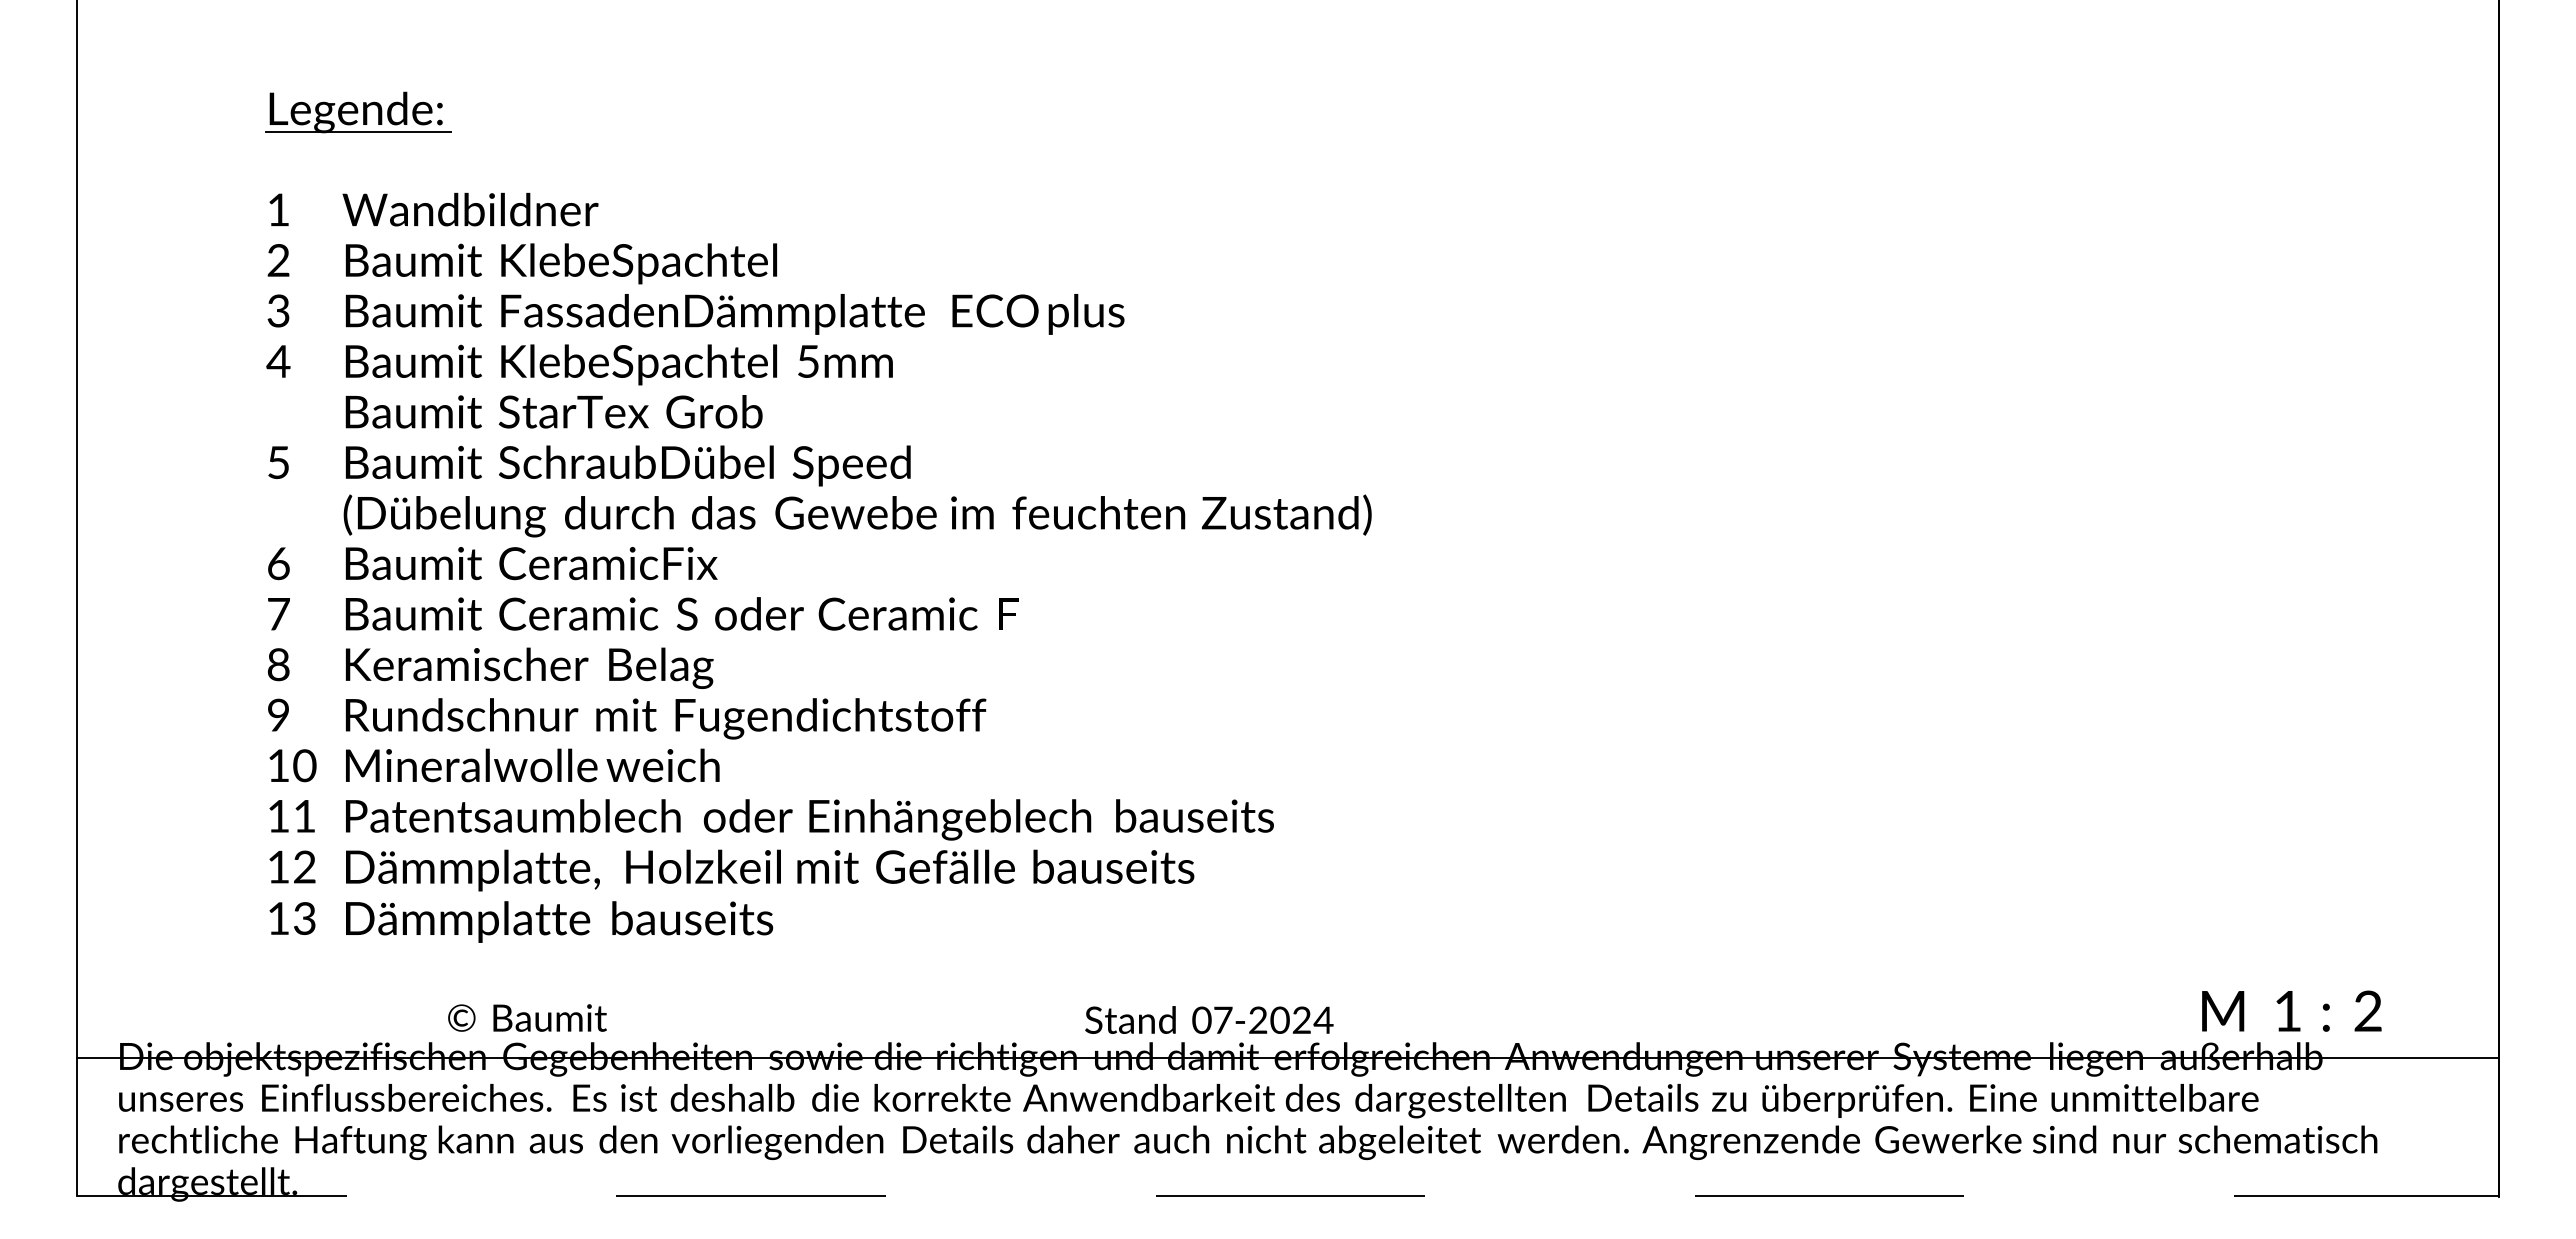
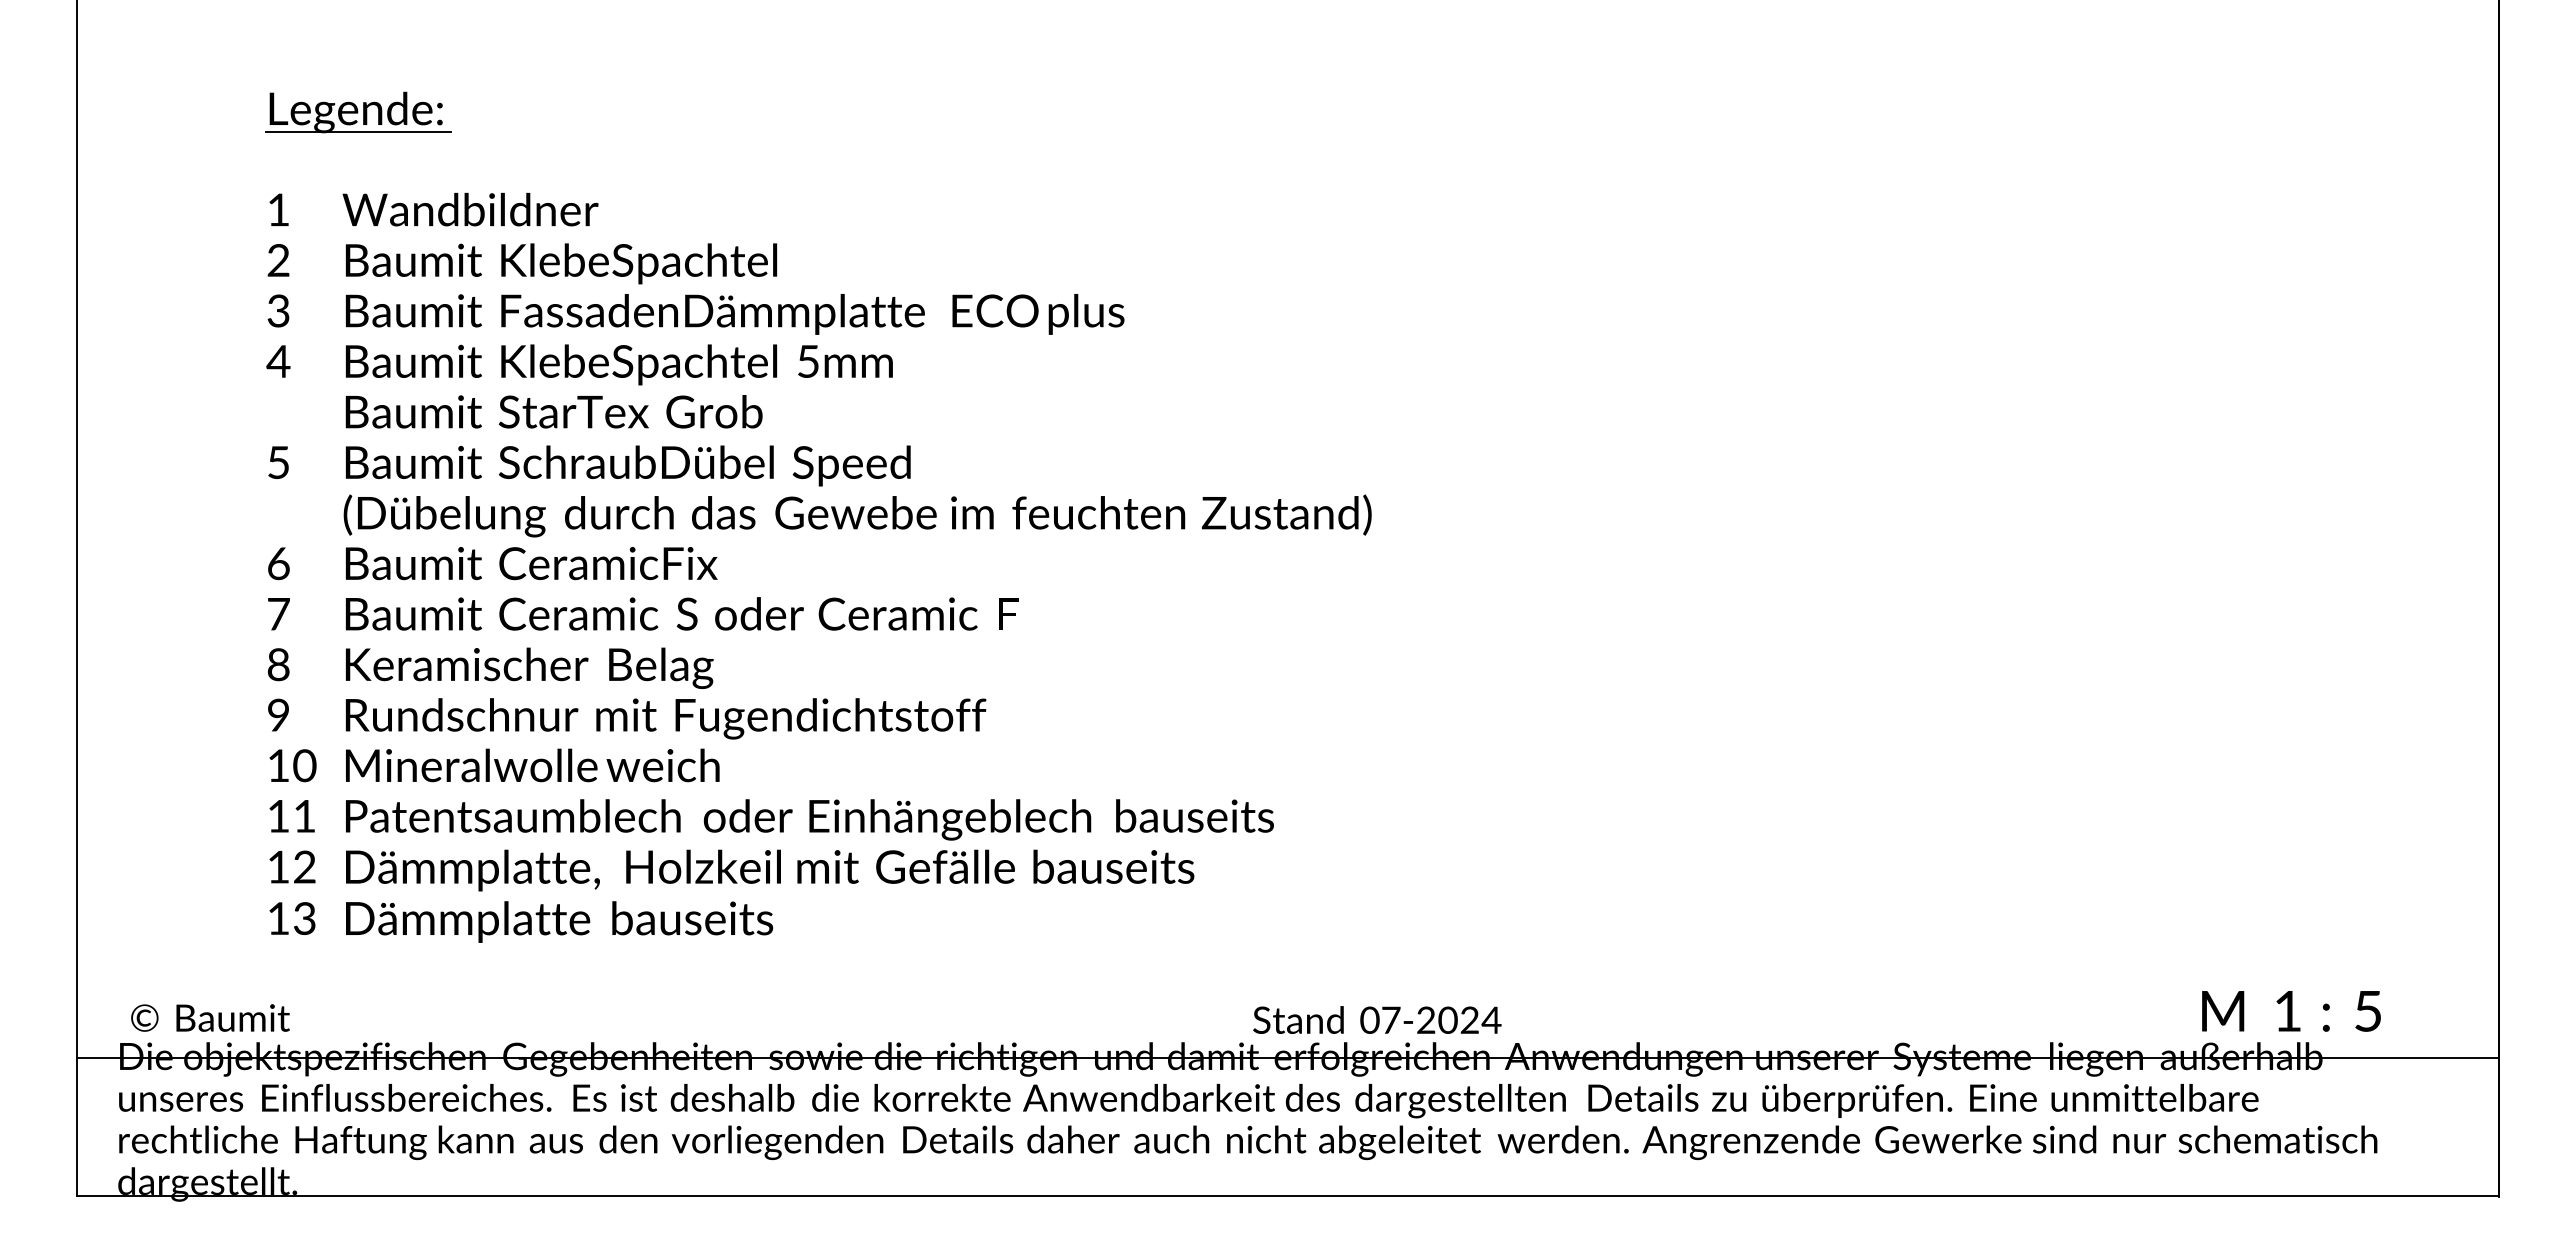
text: 2 -> 5 (2367, 1010)
text position: (527, 1017) -> (210, 1017) (210, 1017)
text position: (1209, 1019) -> (1377, 1019) (1377, 1019)
line: dashed -> solid (1288, 1196)
